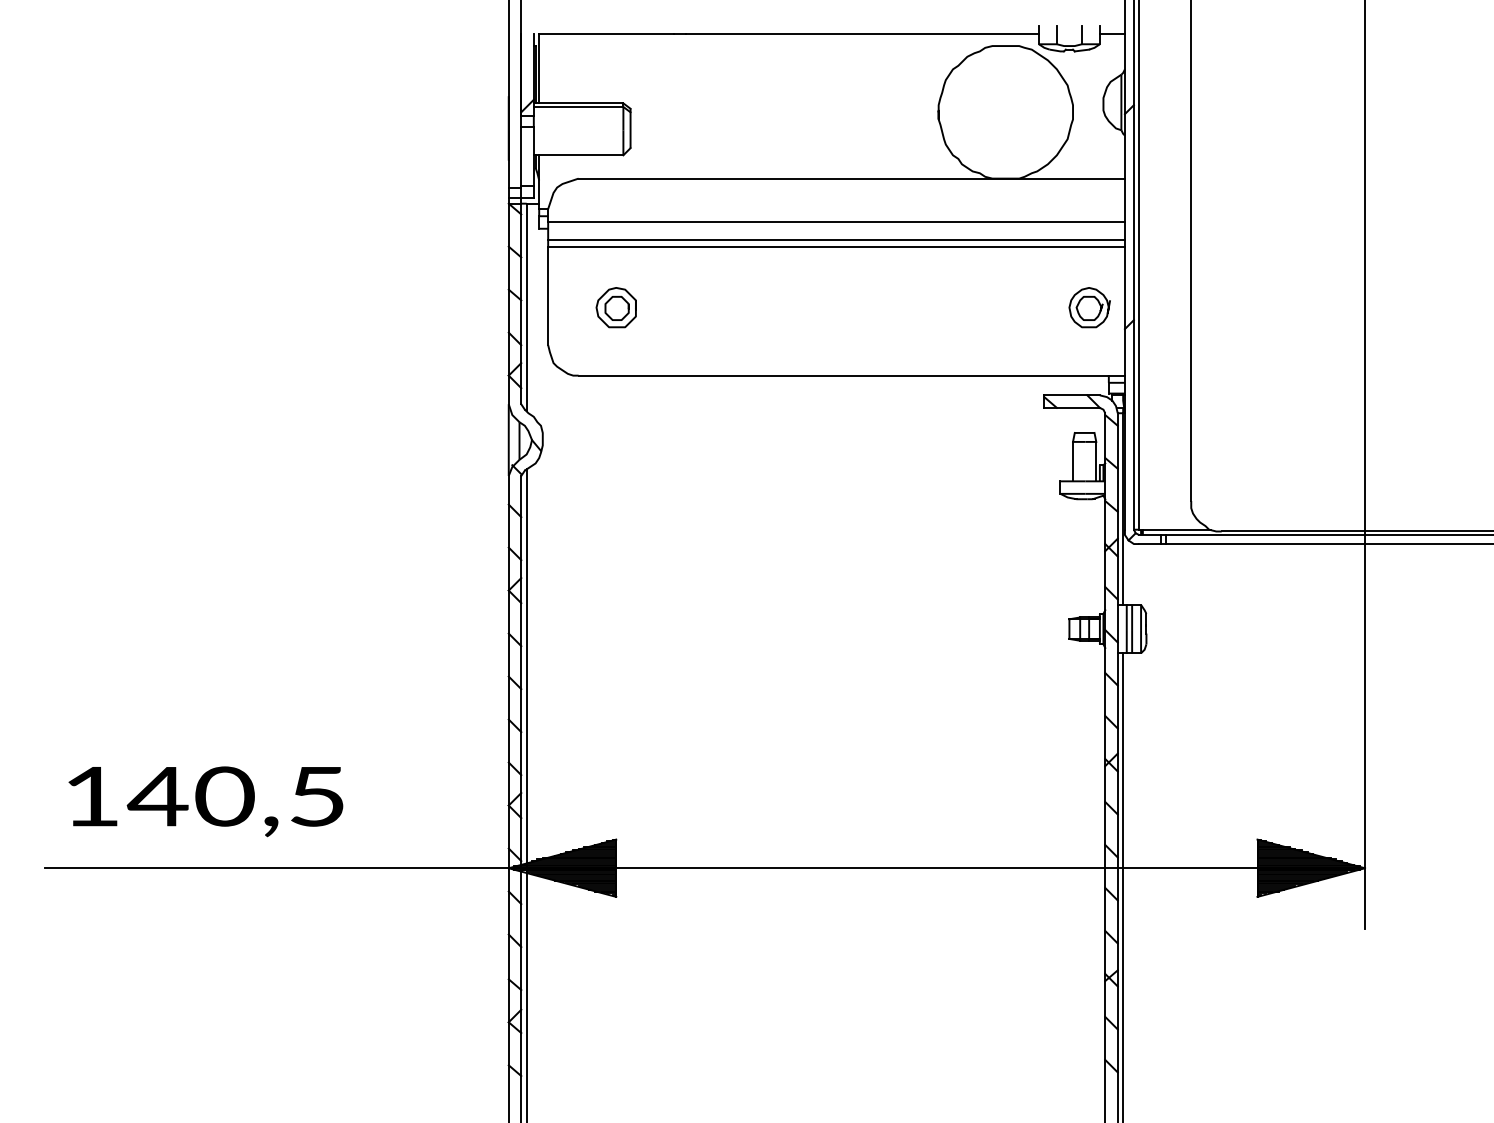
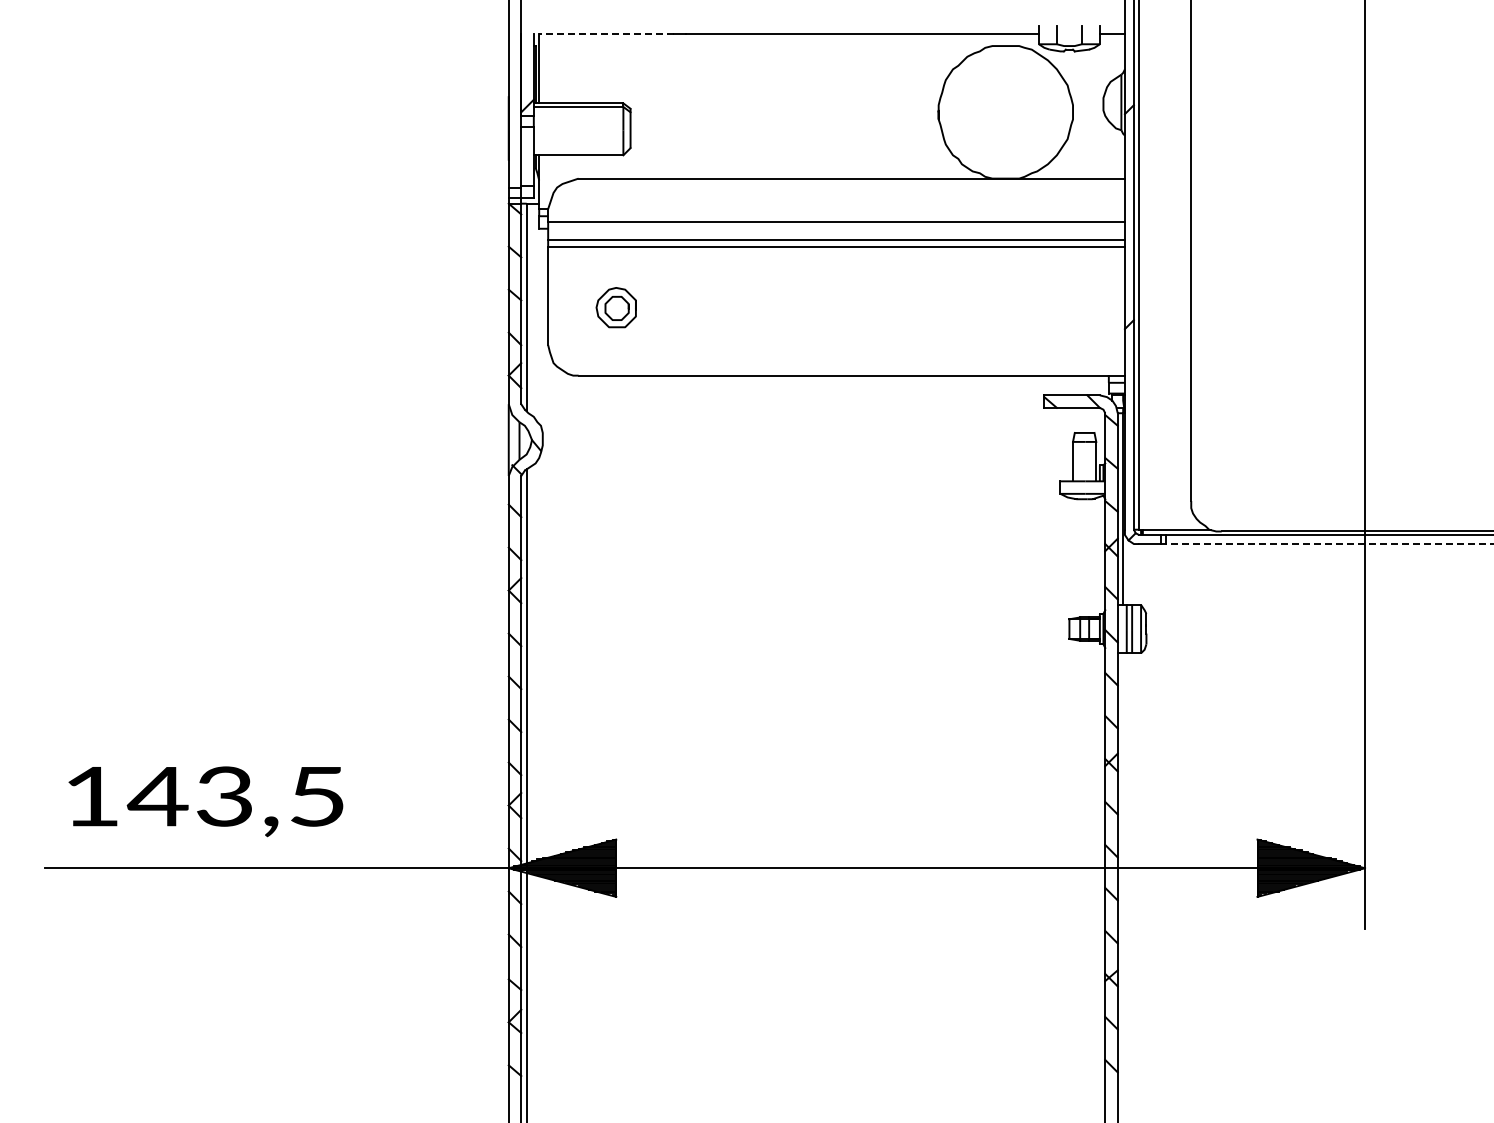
line: solid -> dashed (605, 33)
part: present -> none (1089, 307)
line: solid -> dashed (1330, 544)
text: 140,5 -> 143,5 (224, 796)
line: present -> none (1123, 886)
